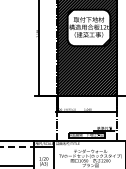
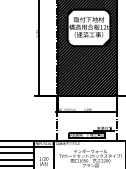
line: dashed -> solid (17, 147)
line: none -> present (18, 153)
line: none -> present (18, 159)
